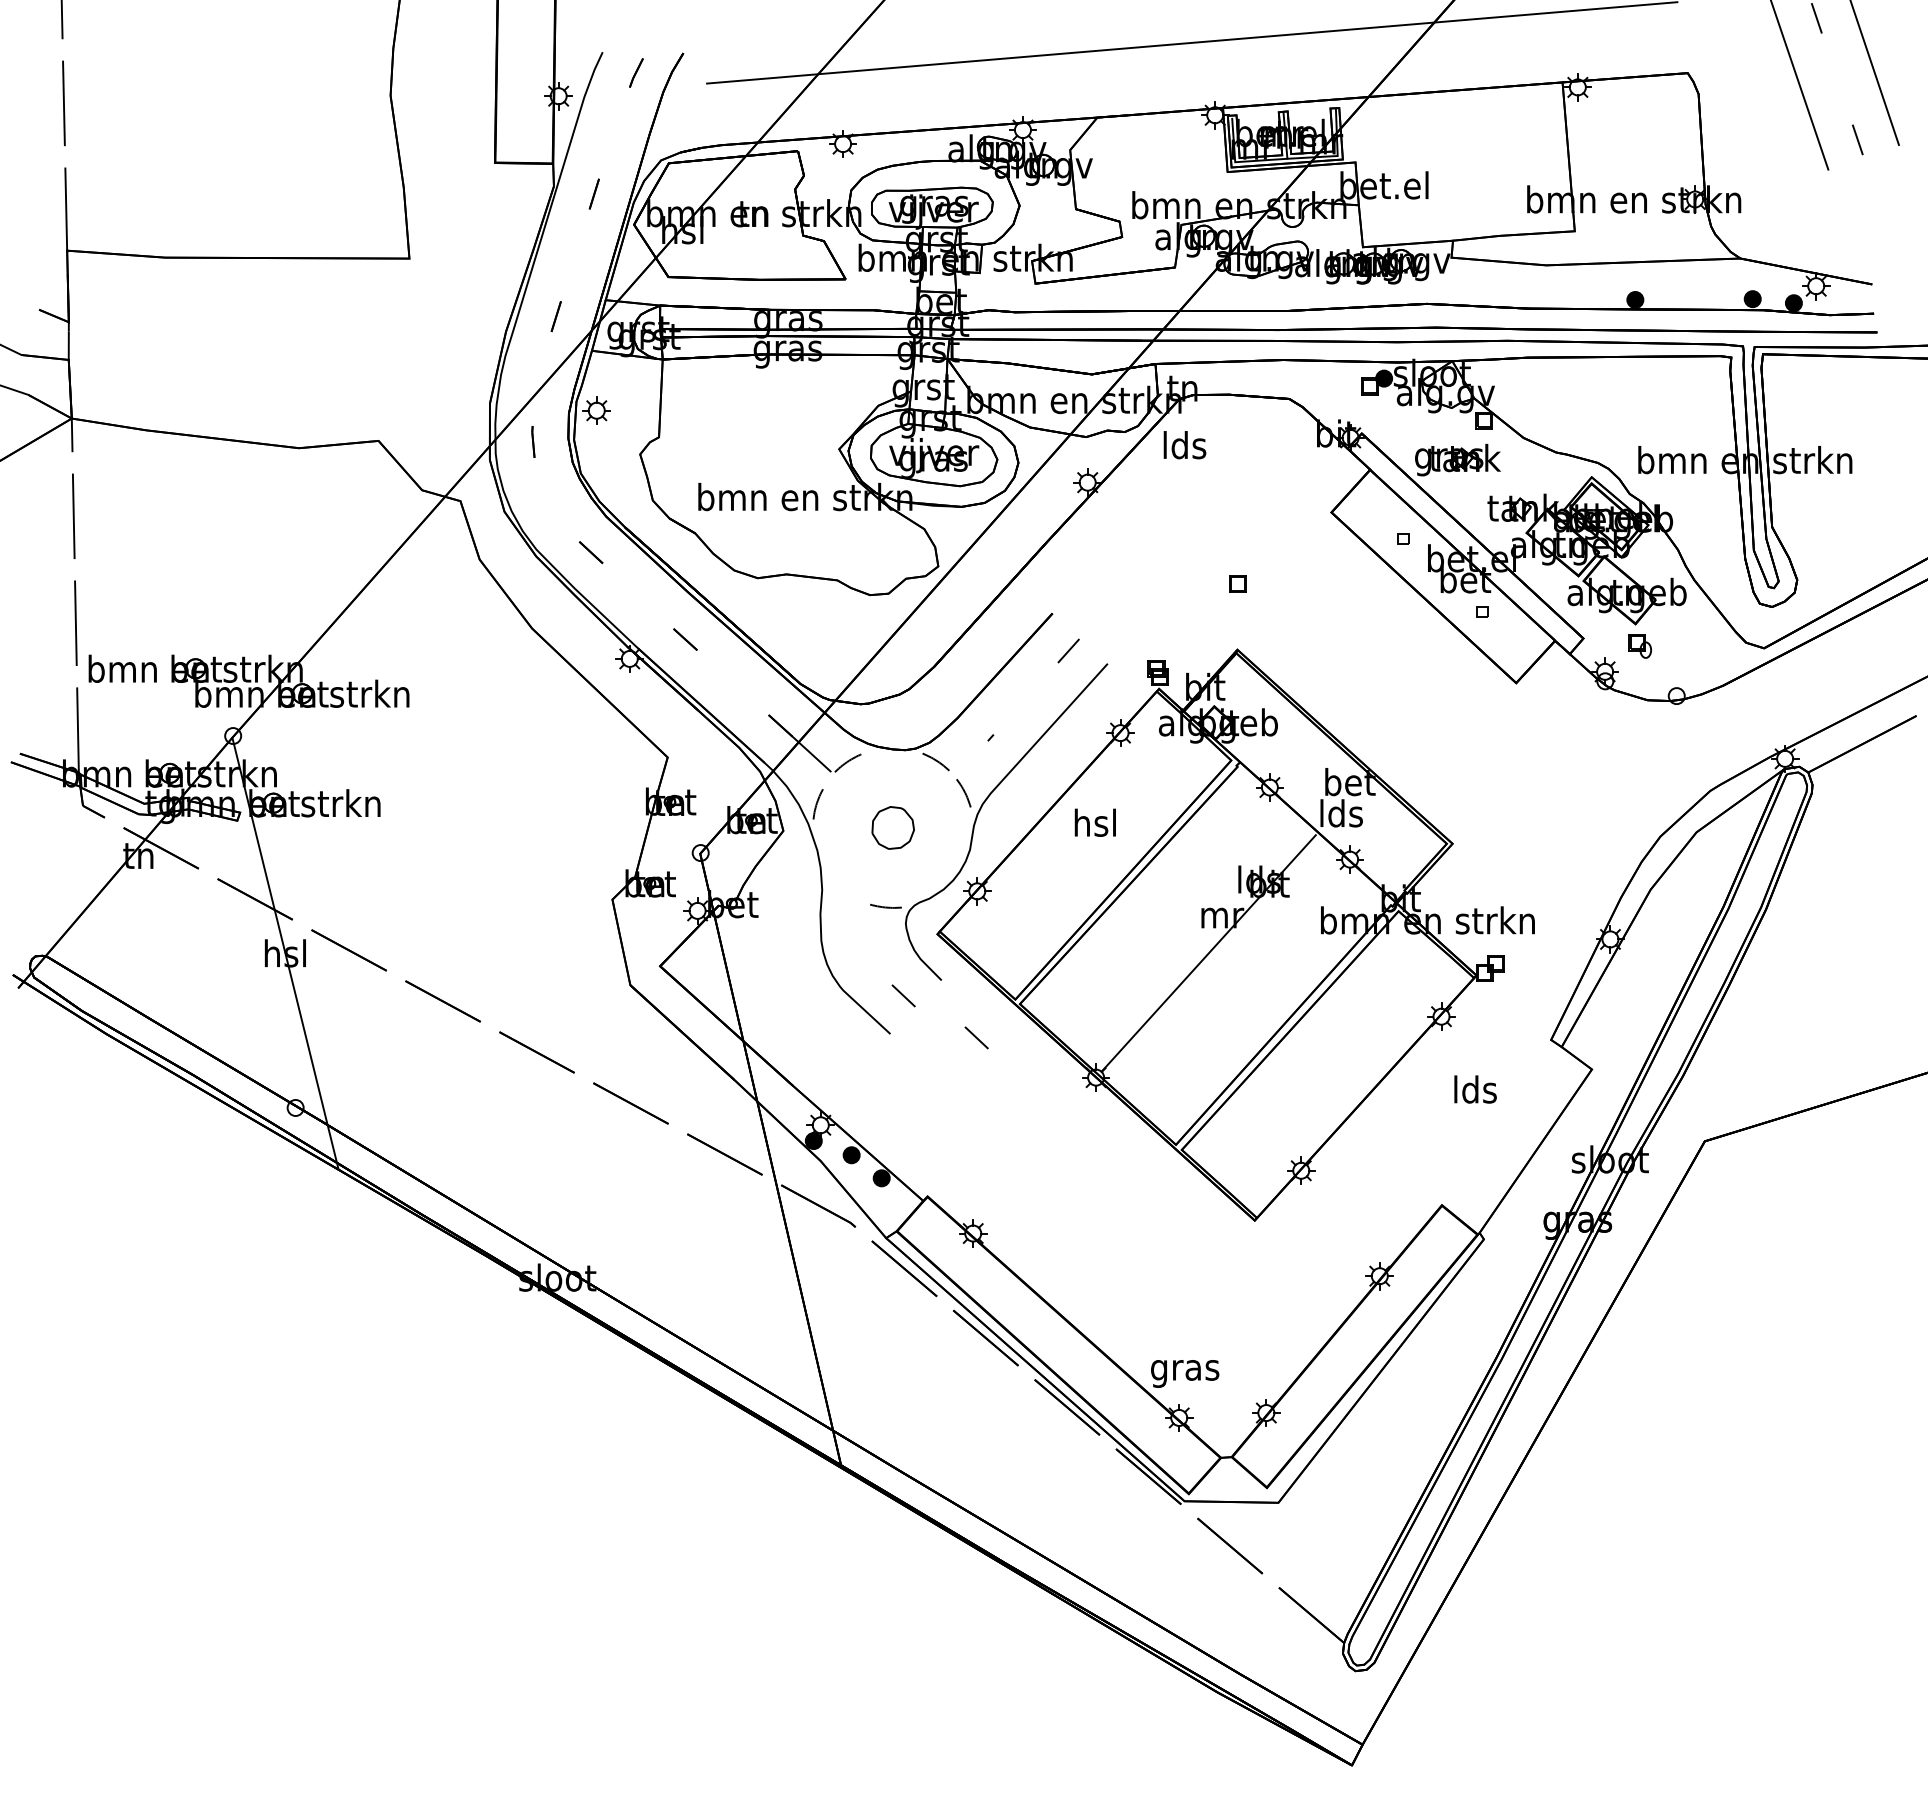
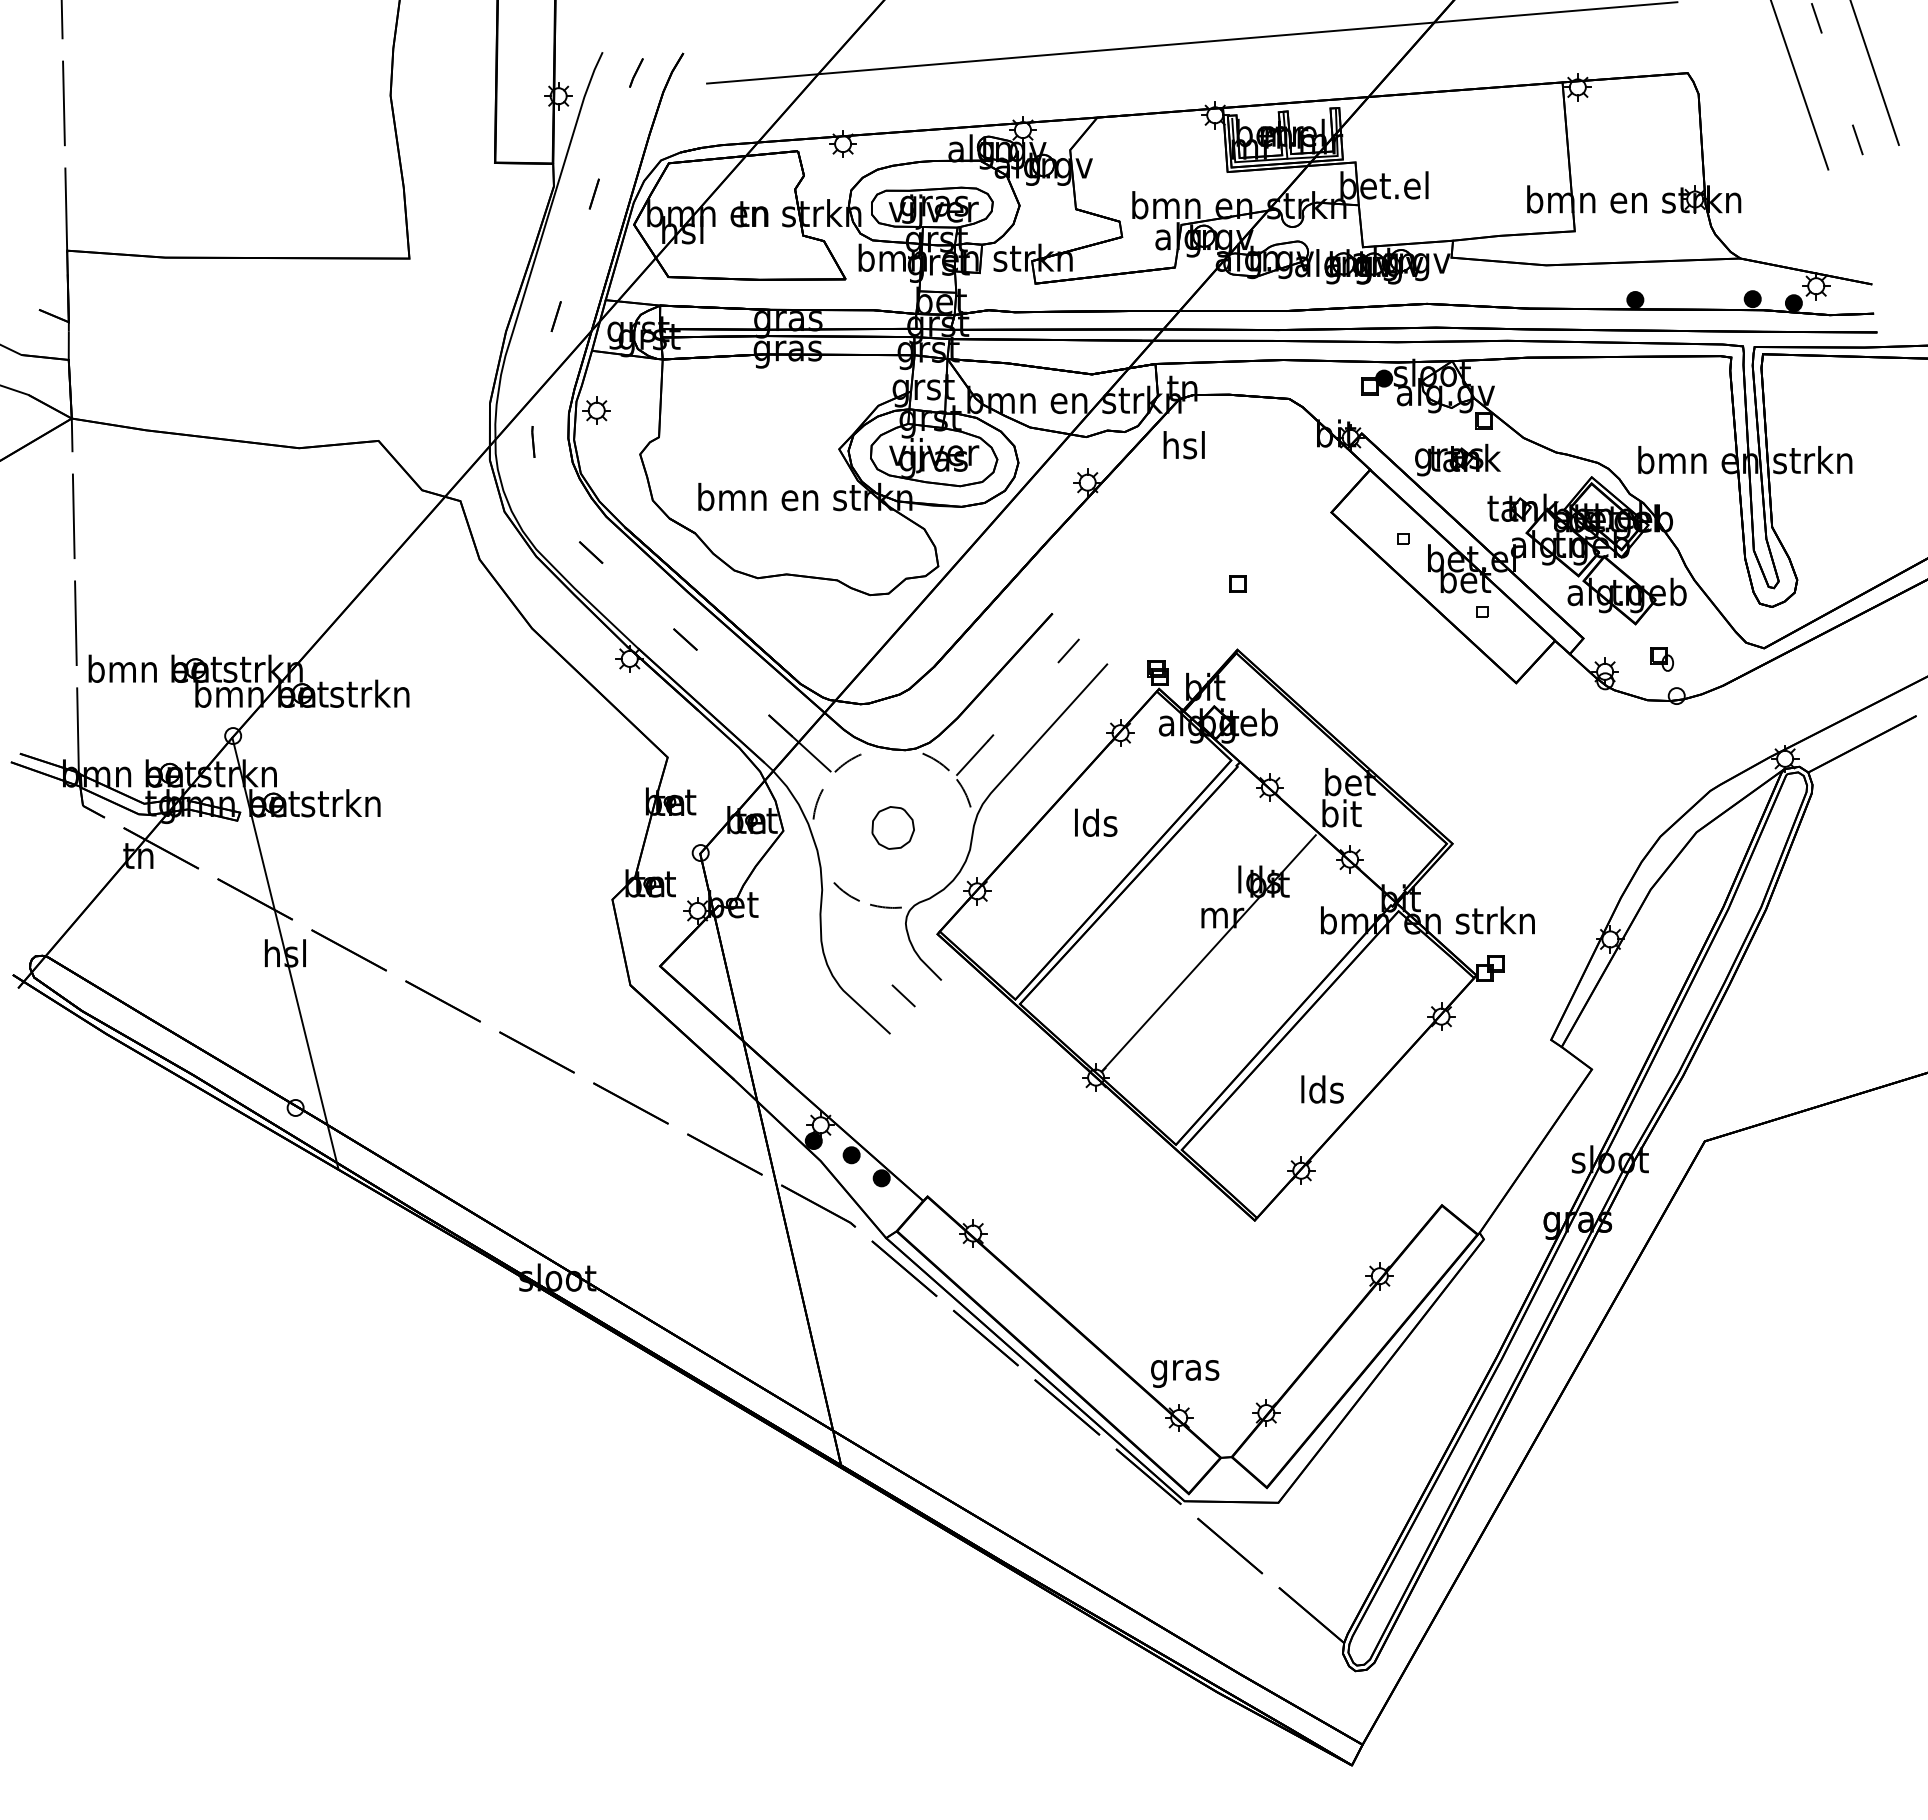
text: lds -> hsl (1184, 445)
part position: (1639, 646) -> (1661, 659) (1661, 659)
line: none -> present (972, 757)
text: lds -> bit (1341, 813)
text: hsl -> lds (1095, 822)
curve: none -> present (845, 891)
line: present -> none (976, 1037)
text position: (1475, 1089) -> (1322, 1089) (1322, 1089)
